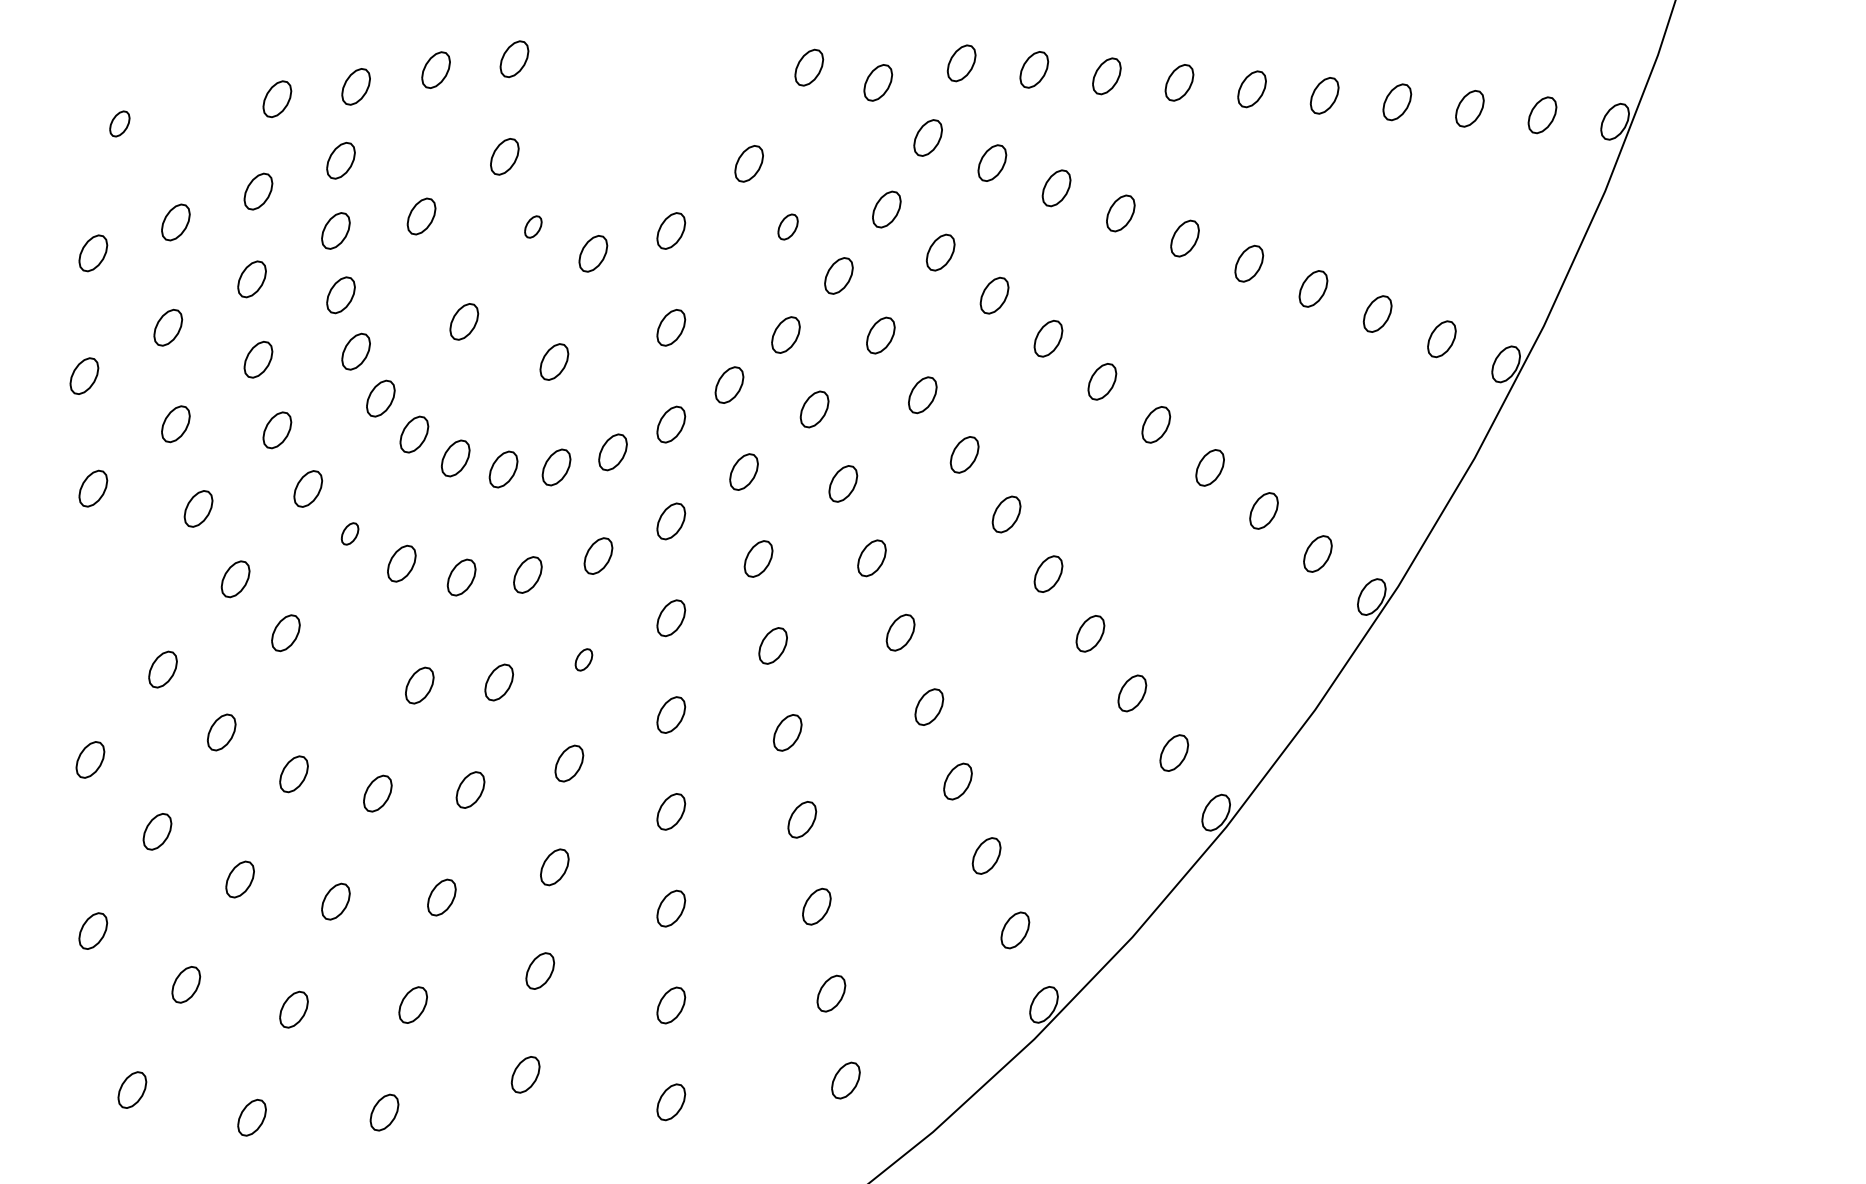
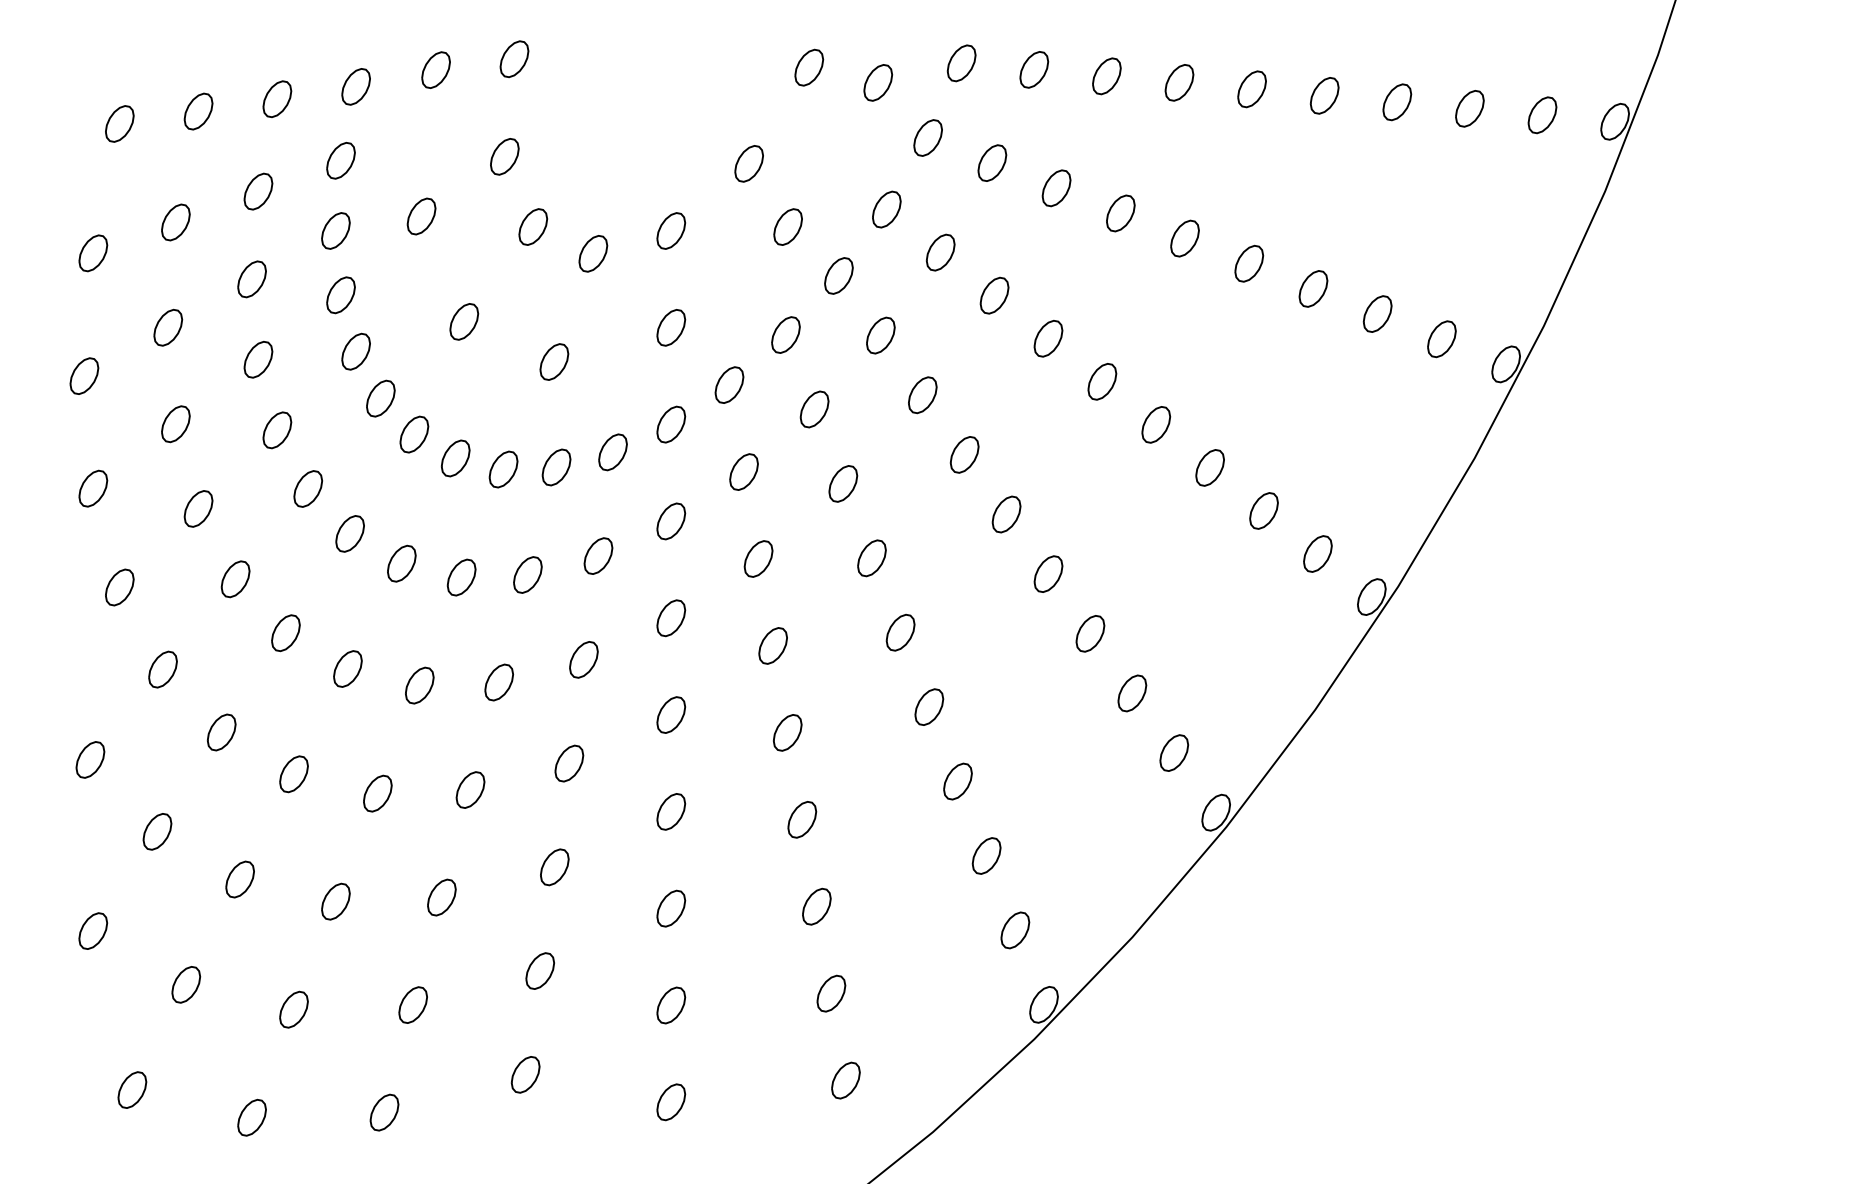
part: none -> present (198, 111)
part size: 22x28 px -> 30x38 px (119, 123)
part size: 19x24 px -> 31x38 px (533, 226)
part size: 22x28 px -> 30x38 px (787, 226)
part size: 20x24 px -> 30x38 px (349, 533)
part: none -> present (119, 587)
part size: 20x24 px -> 30x38 px (583, 659)
part: none -> present (347, 668)
